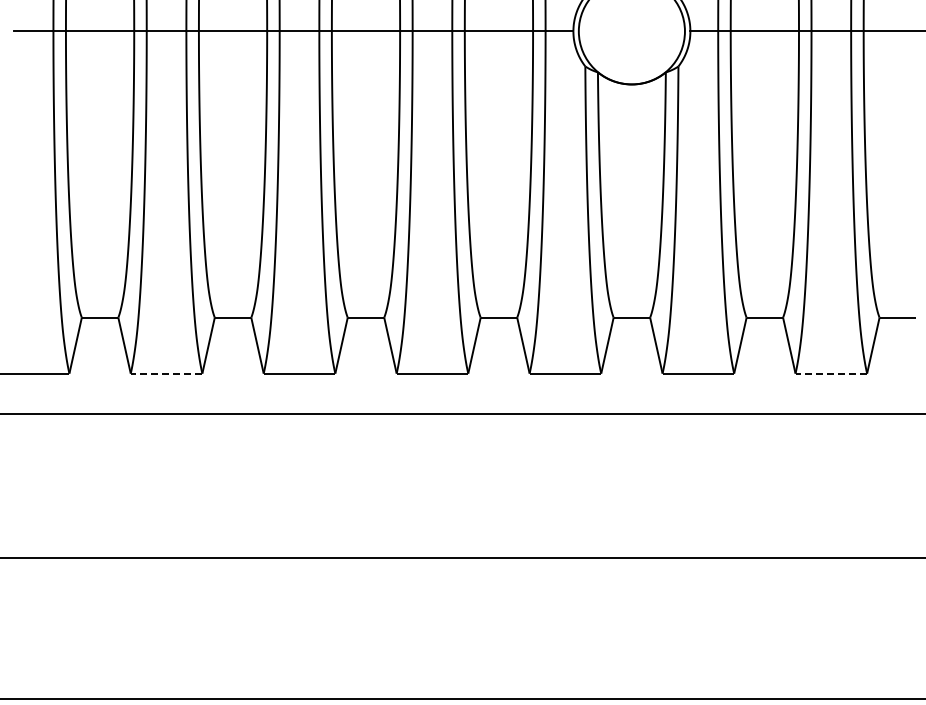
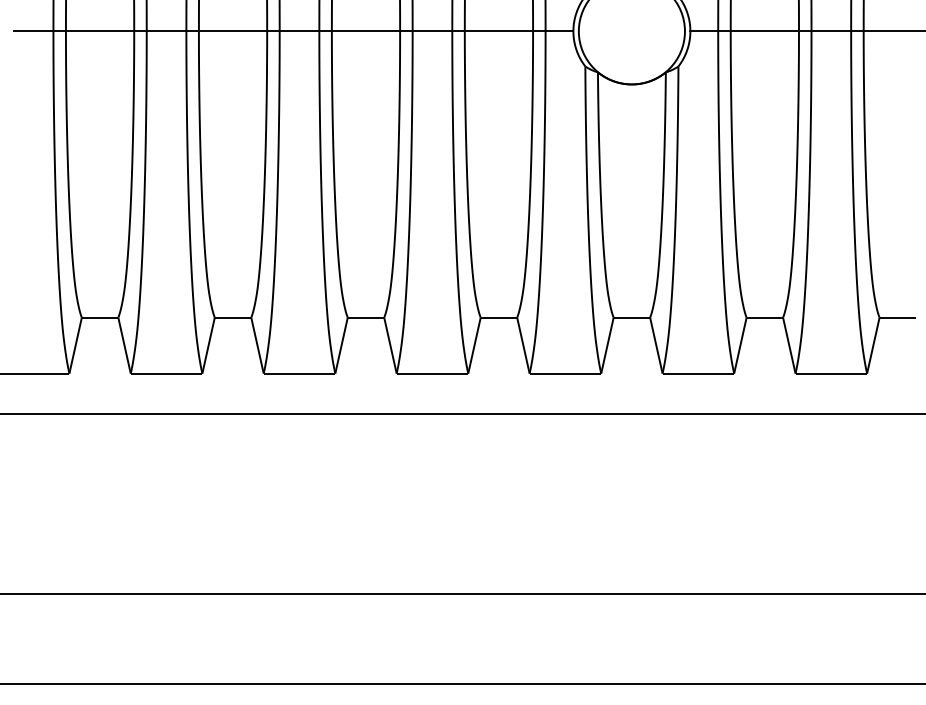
line: dashed -> solid (167, 373)
line: dashed -> solid (832, 373)
line position: (462, 557) -> (462, 593) (462, 593)
line position: (462, 698) -> (462, 683) (462, 683)
